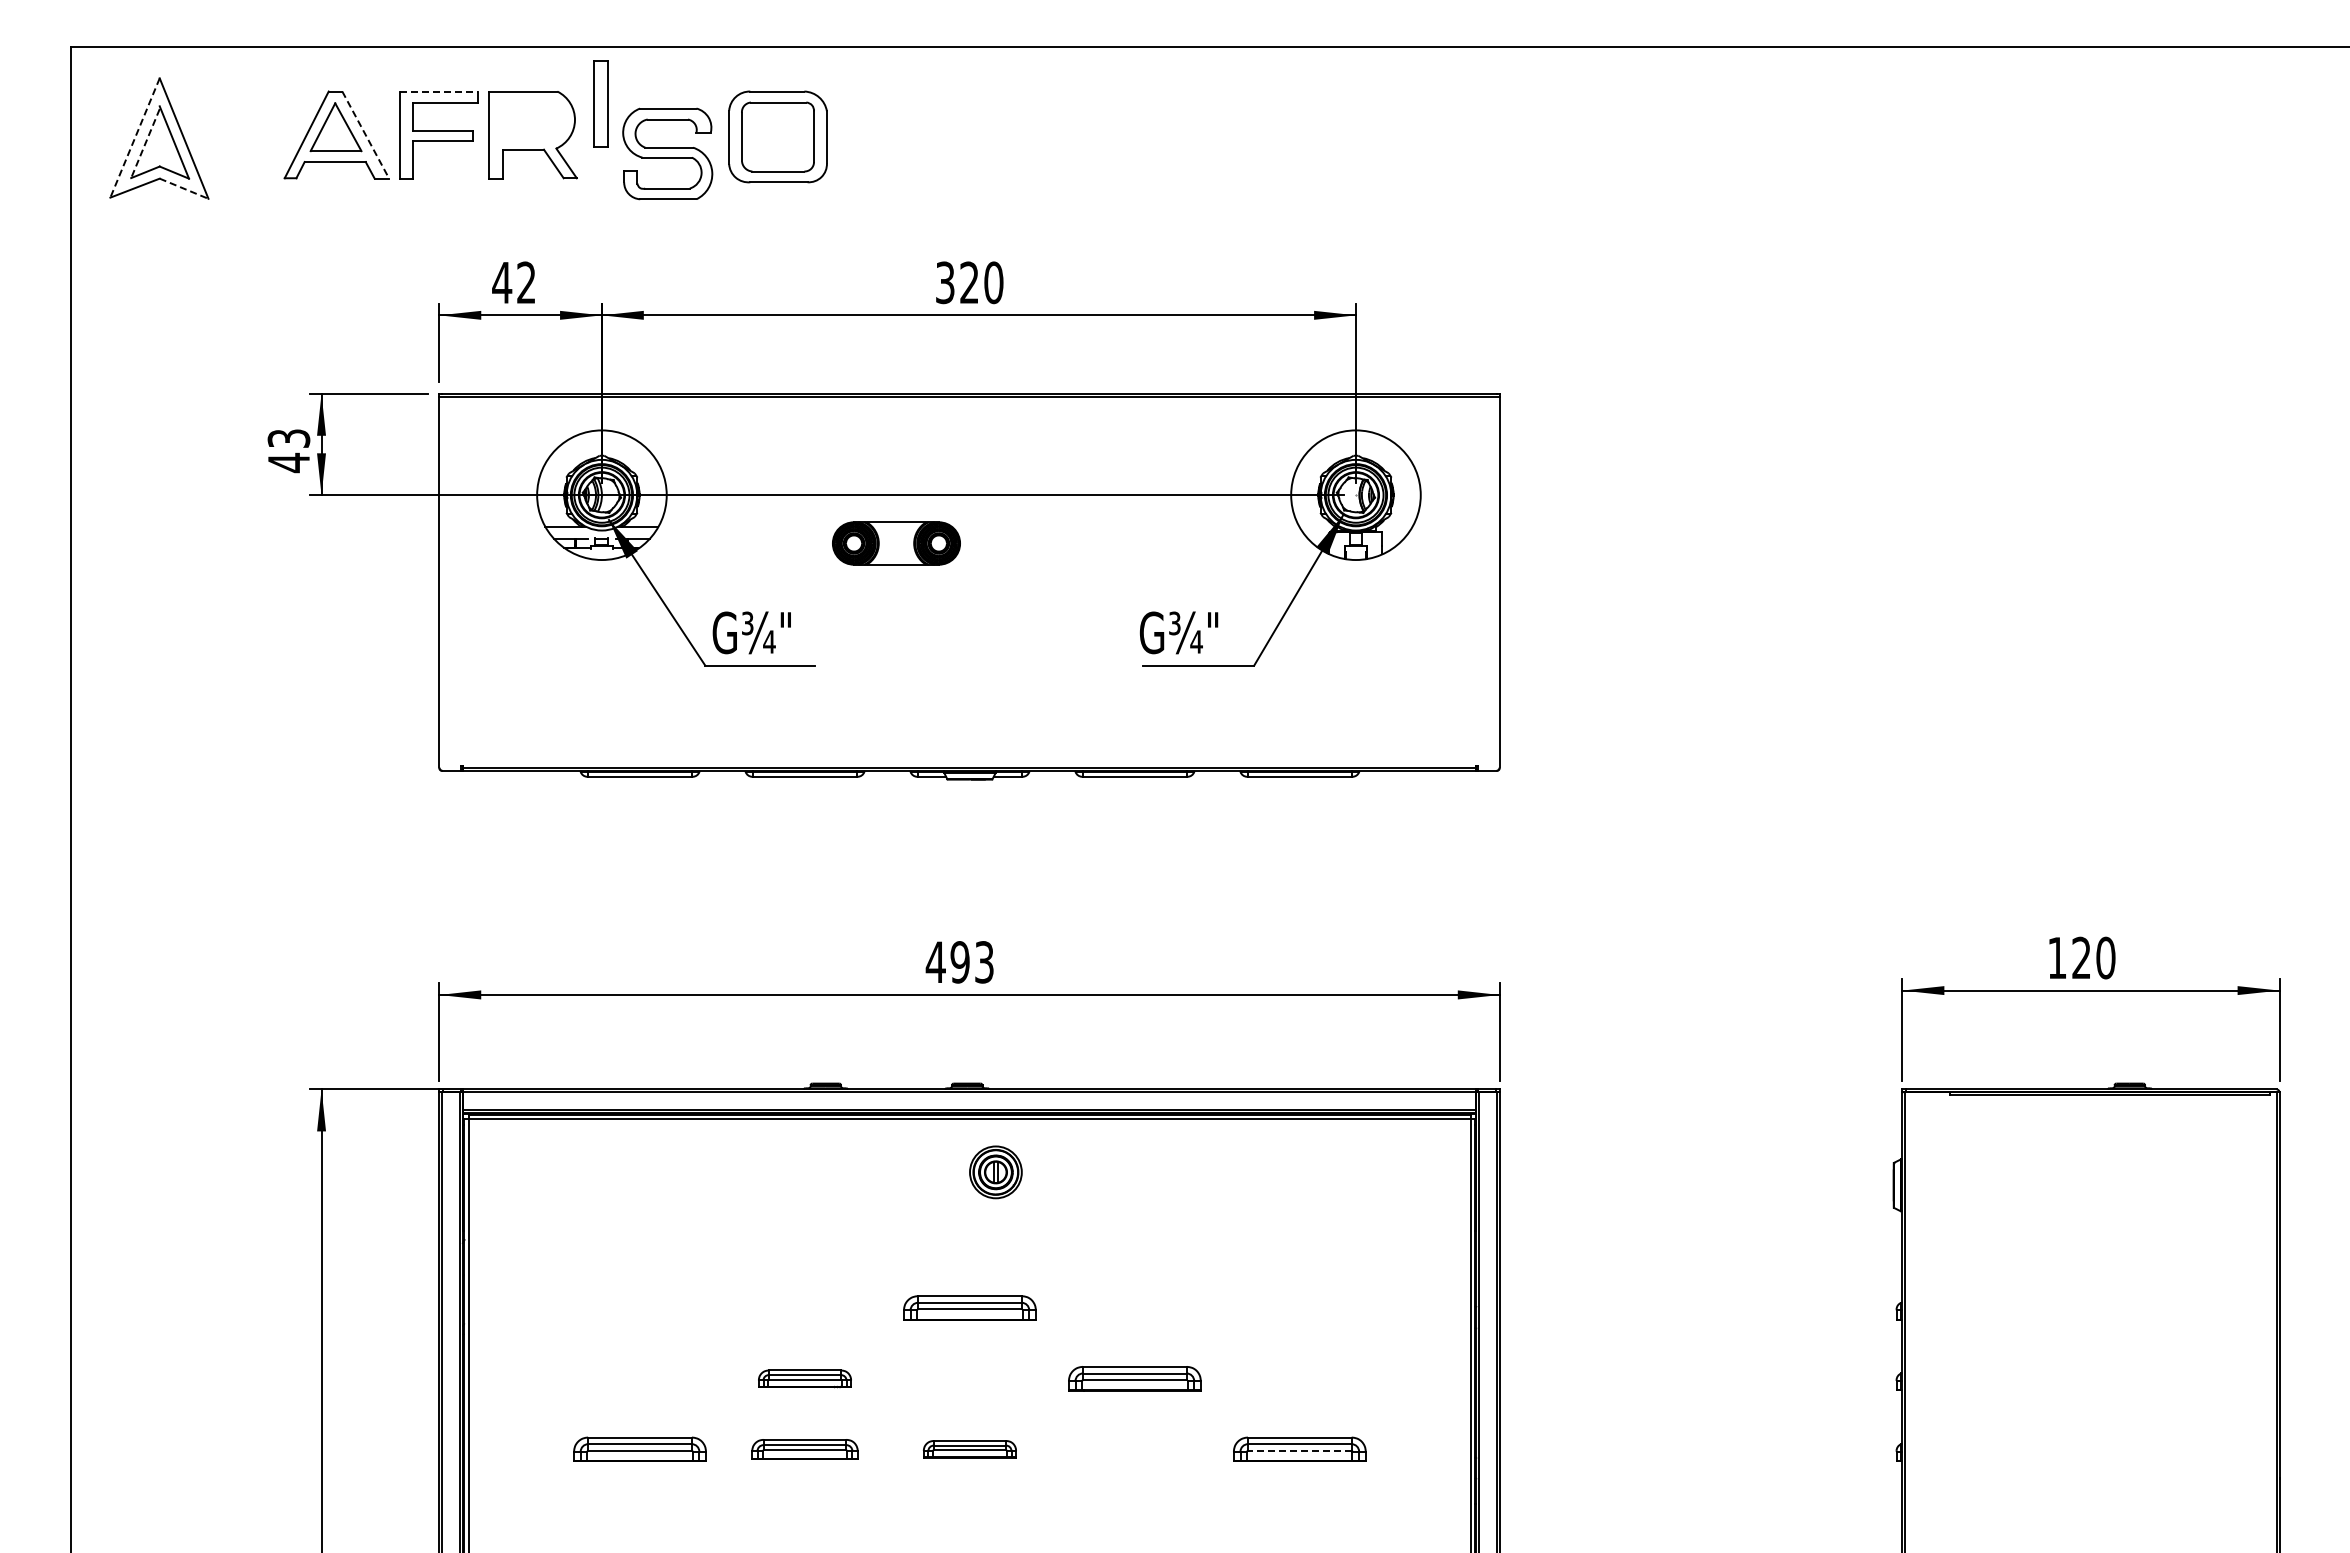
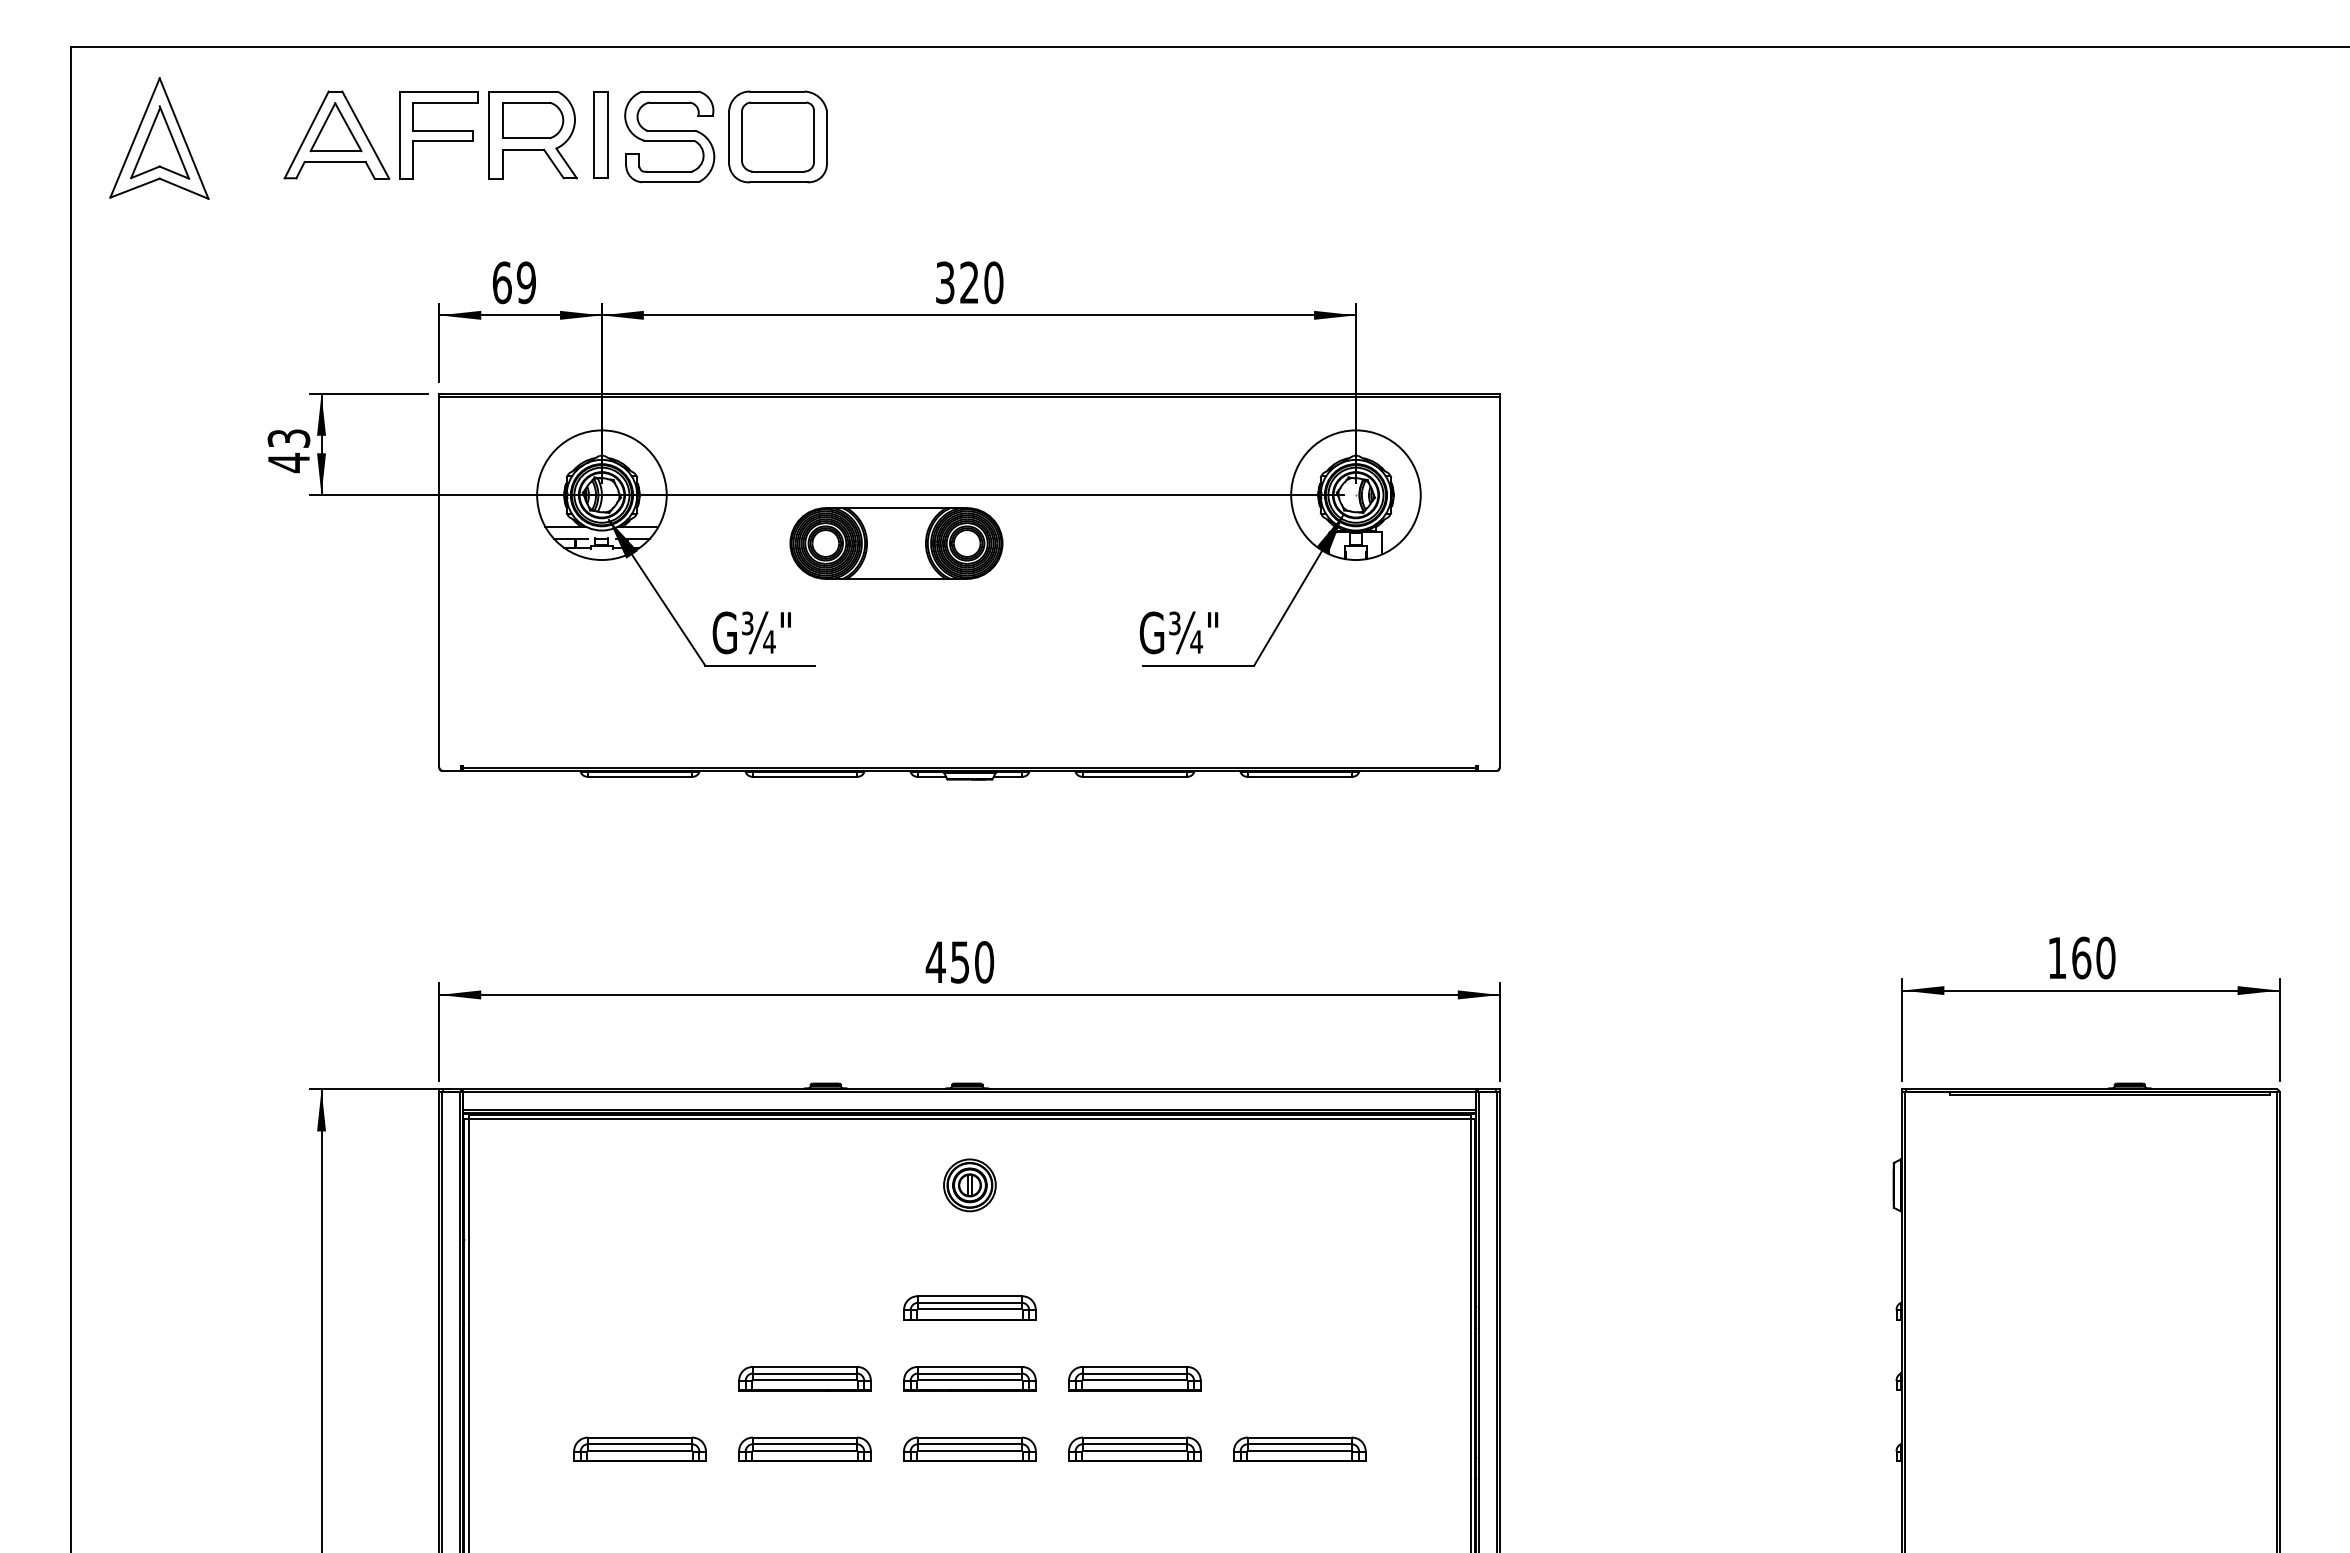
line: dashed -> solid (439, 91)
part position: (600, 103) -> (600, 134) (600, 134)
part: none -> present (533, 119)
line: dashed -> solid (366, 135)
line: dashed -> solid (135, 137)
line: dashed -> solid (145, 144)
part position: (667, 153) -> (669, 136) (669, 136)
line: dashed -> solid (184, 188)
text: 42 -> 69 (513, 282)
part size: 129x45 px -> 215x73 px (896, 543)
text: 120 -> 160 (2081, 957)
text: 493 -> 450 (972, 962)
part position: (995, 1172) -> (969, 1185) (969, 1185)
part size: 94x20 px -> 134x26 px (804, 1378)
part: none -> present (969, 1378)
part: none -> present (1134, 1448)
part size: 108x21 px -> 134x26 px (804, 1448)
part size: 94x19 px -> 134x26 px (969, 1448)
line: dashed -> solid (1299, 1450)
